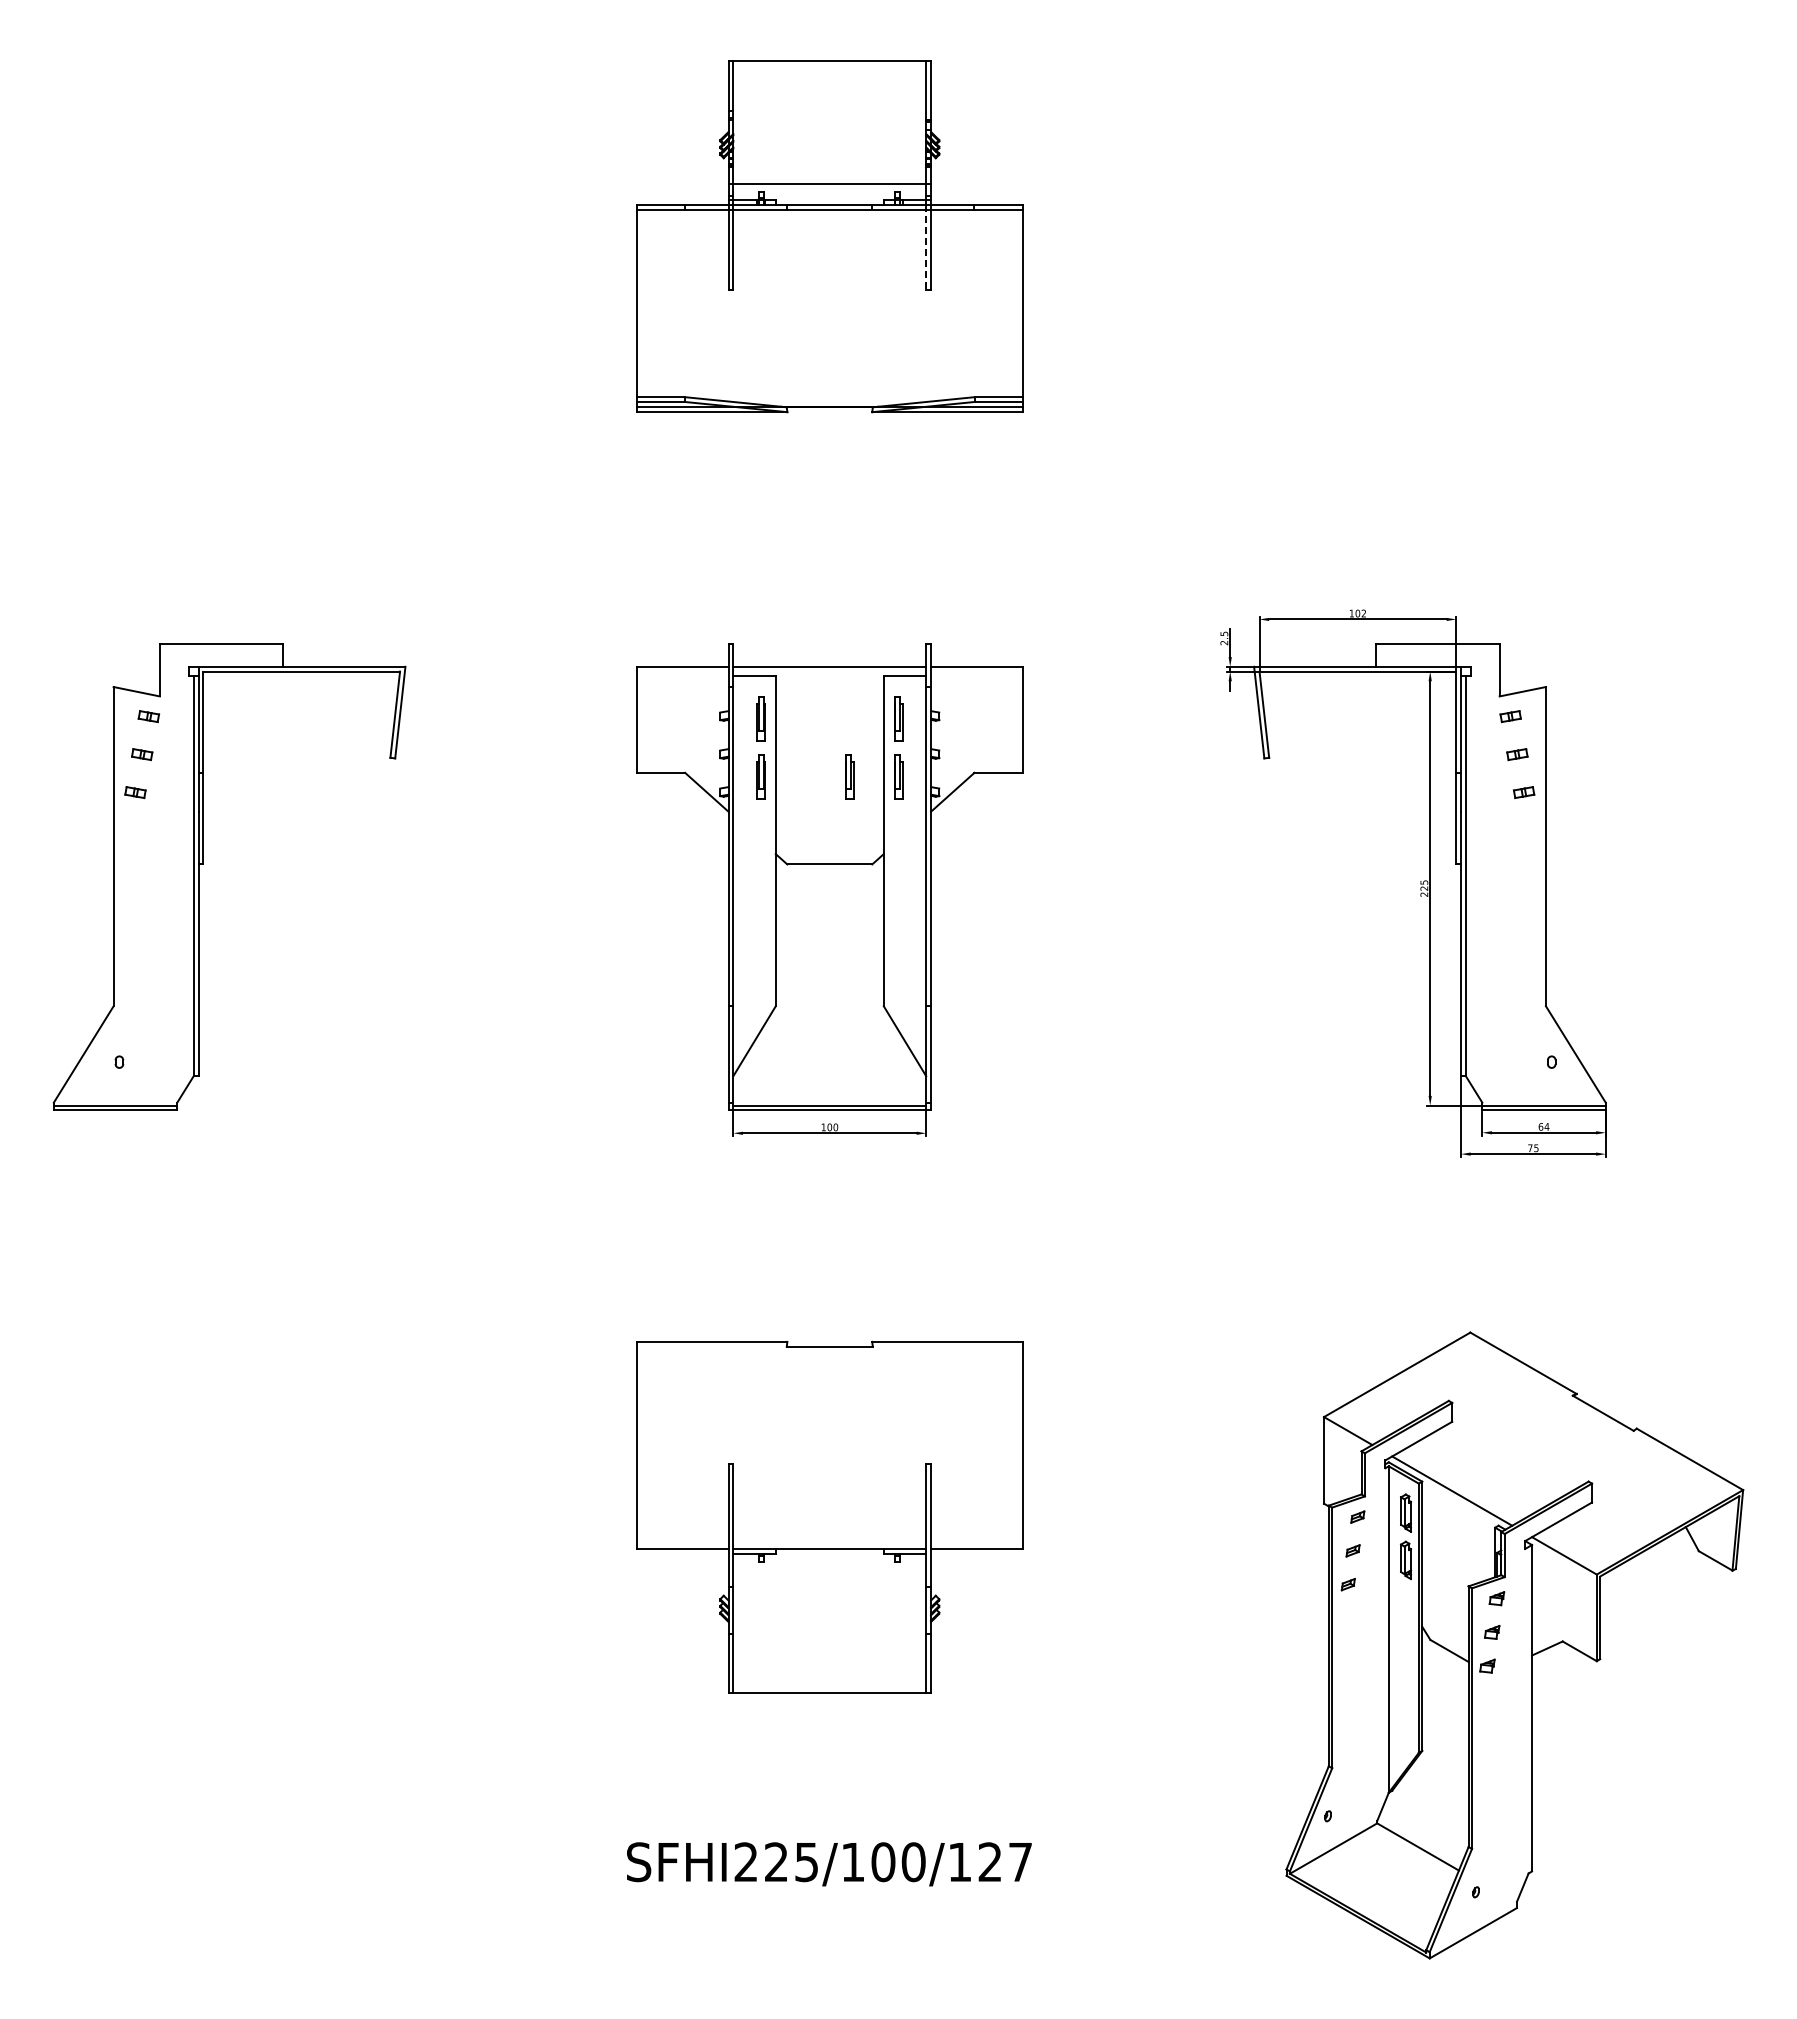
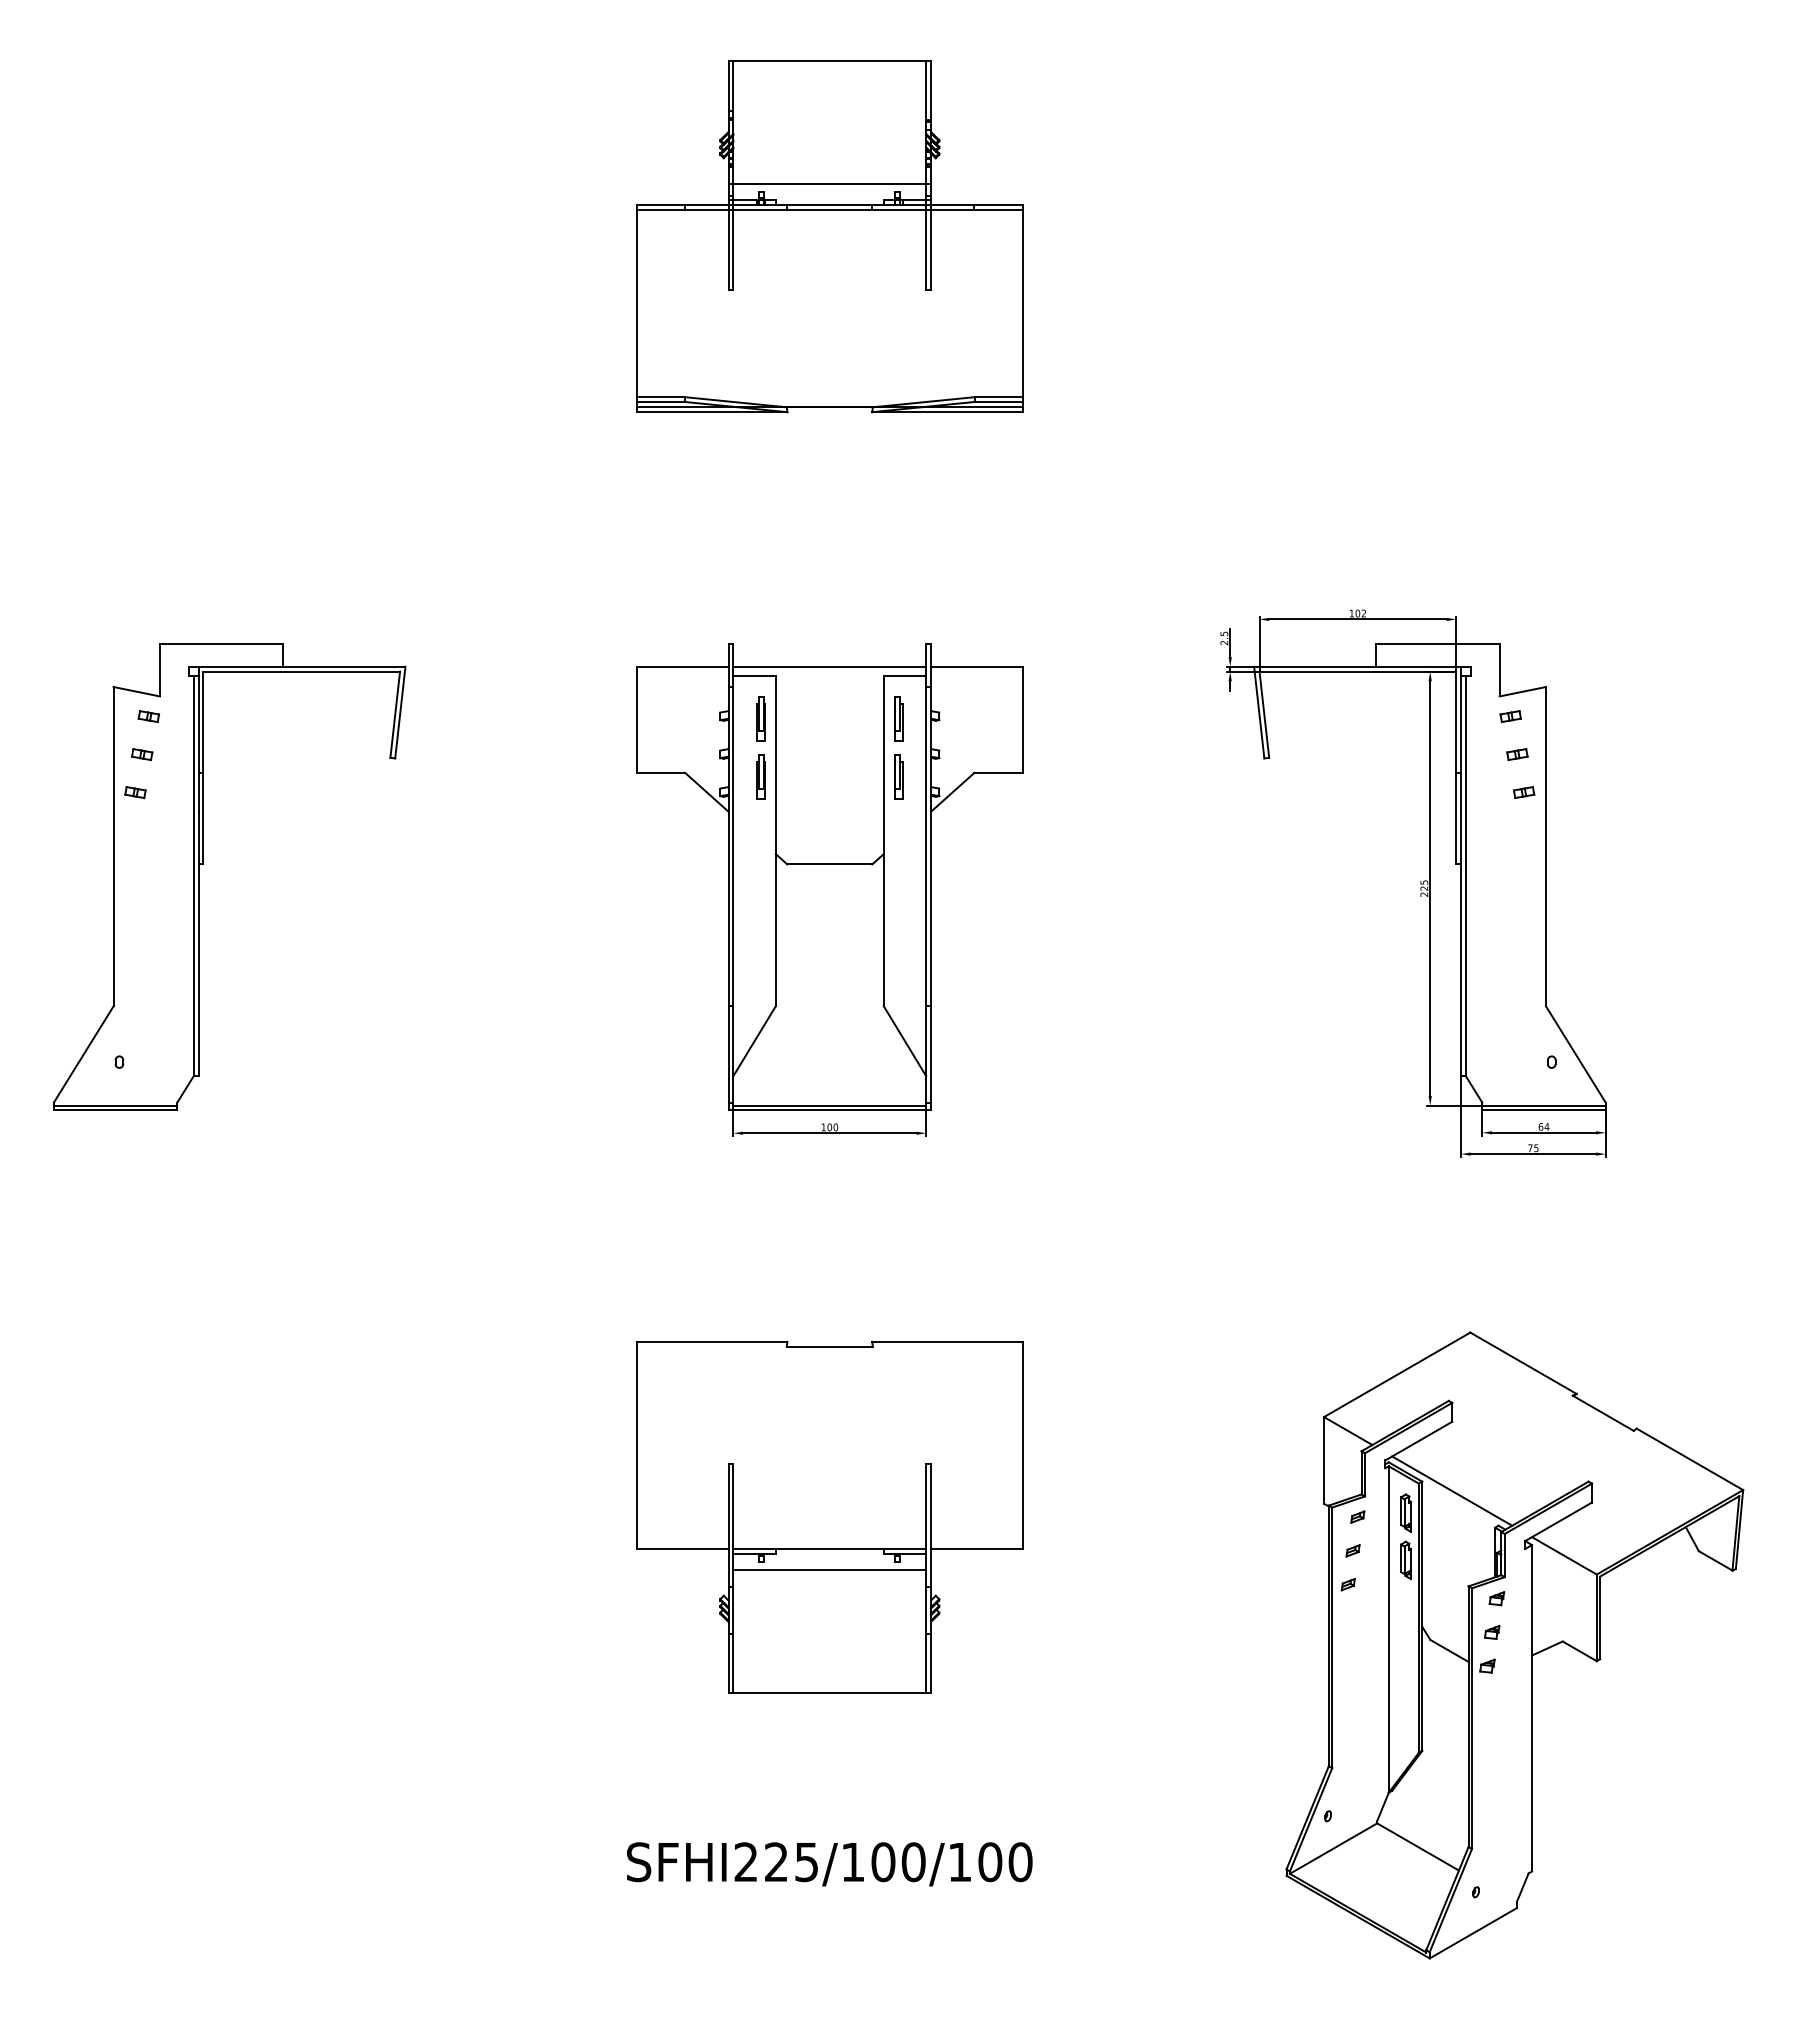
line: dashed -> solid (926, 248)
part: present -> none (849, 776)
line: none -> present (829, 1570)
text: SFHI225/100/127 -> SFHI225/100/100 (1005, 1862)
